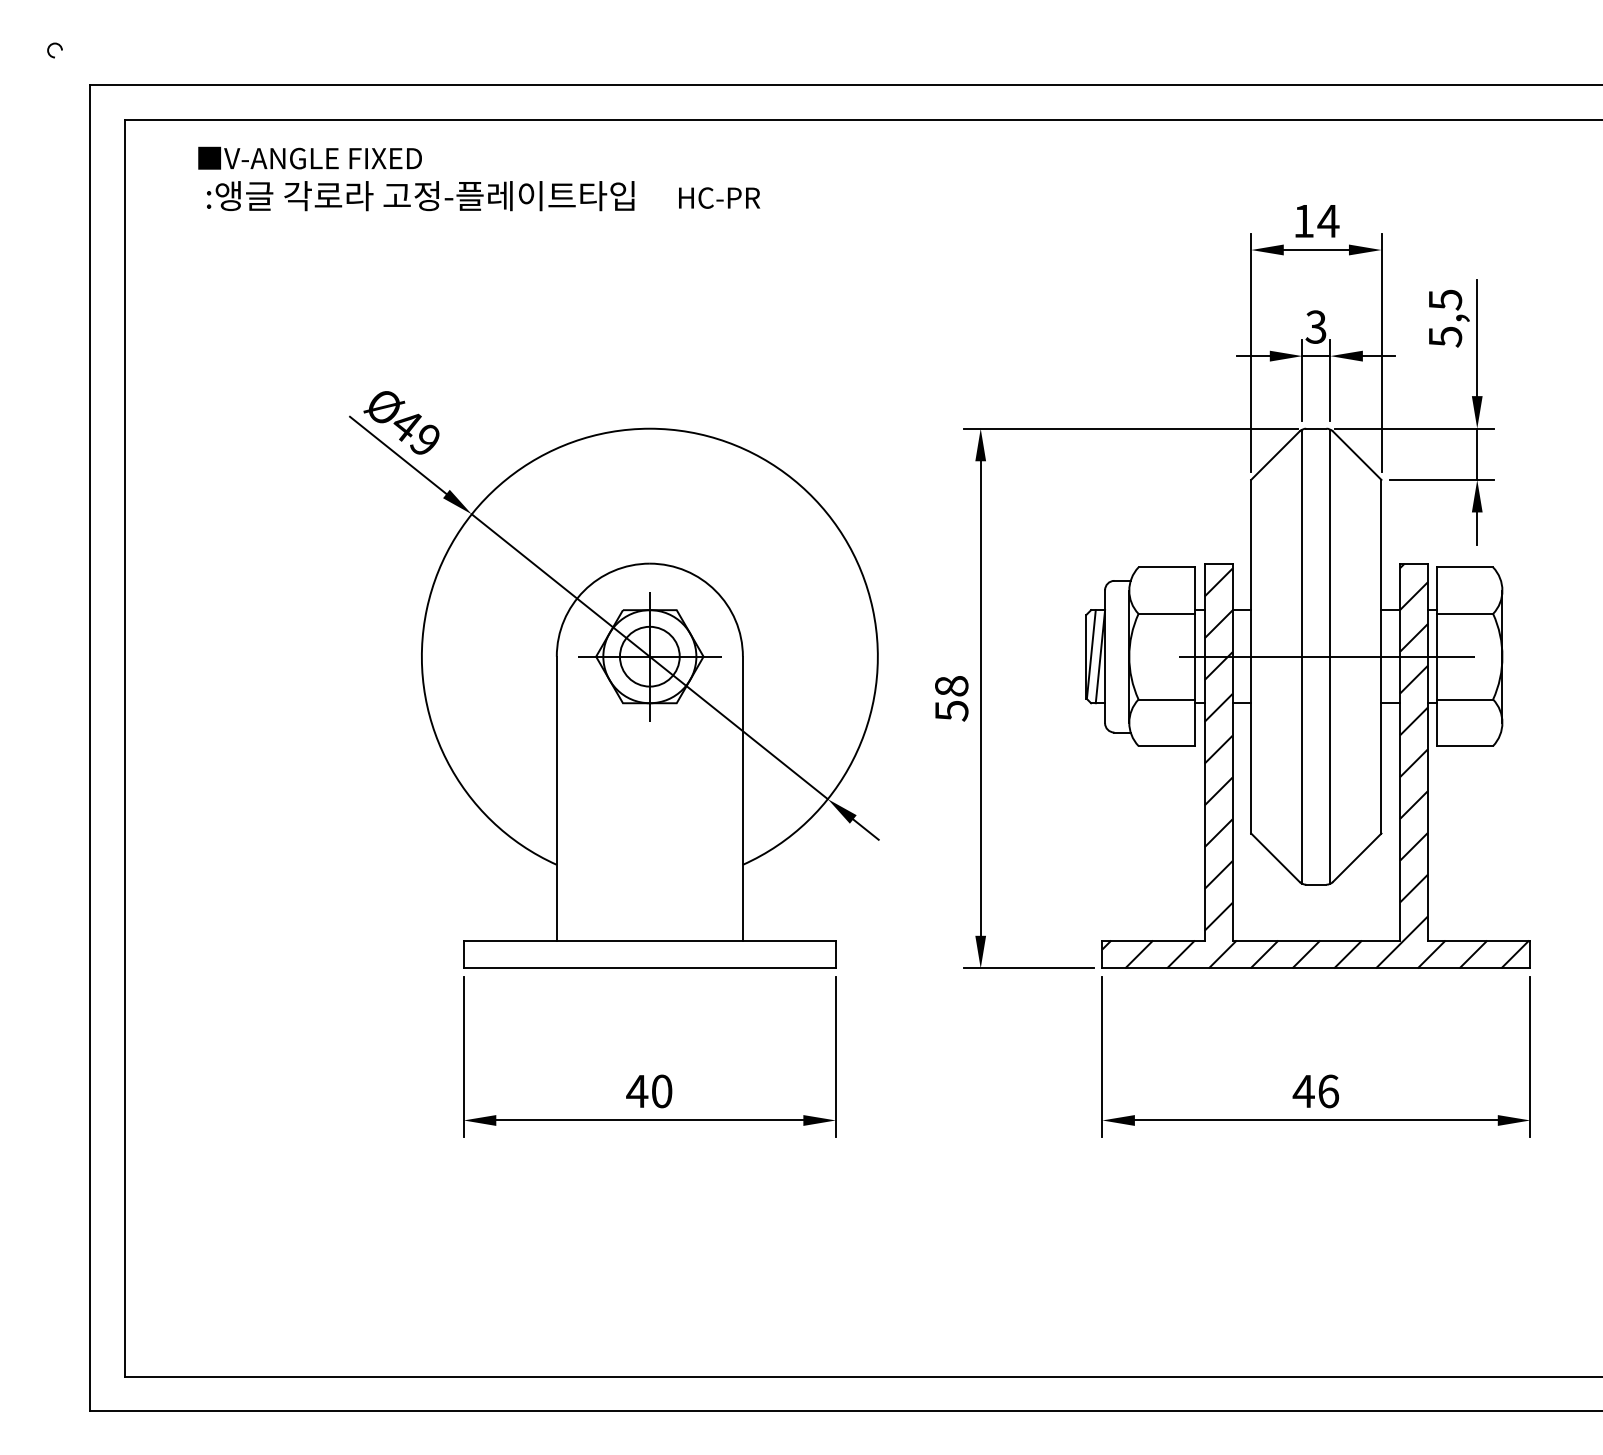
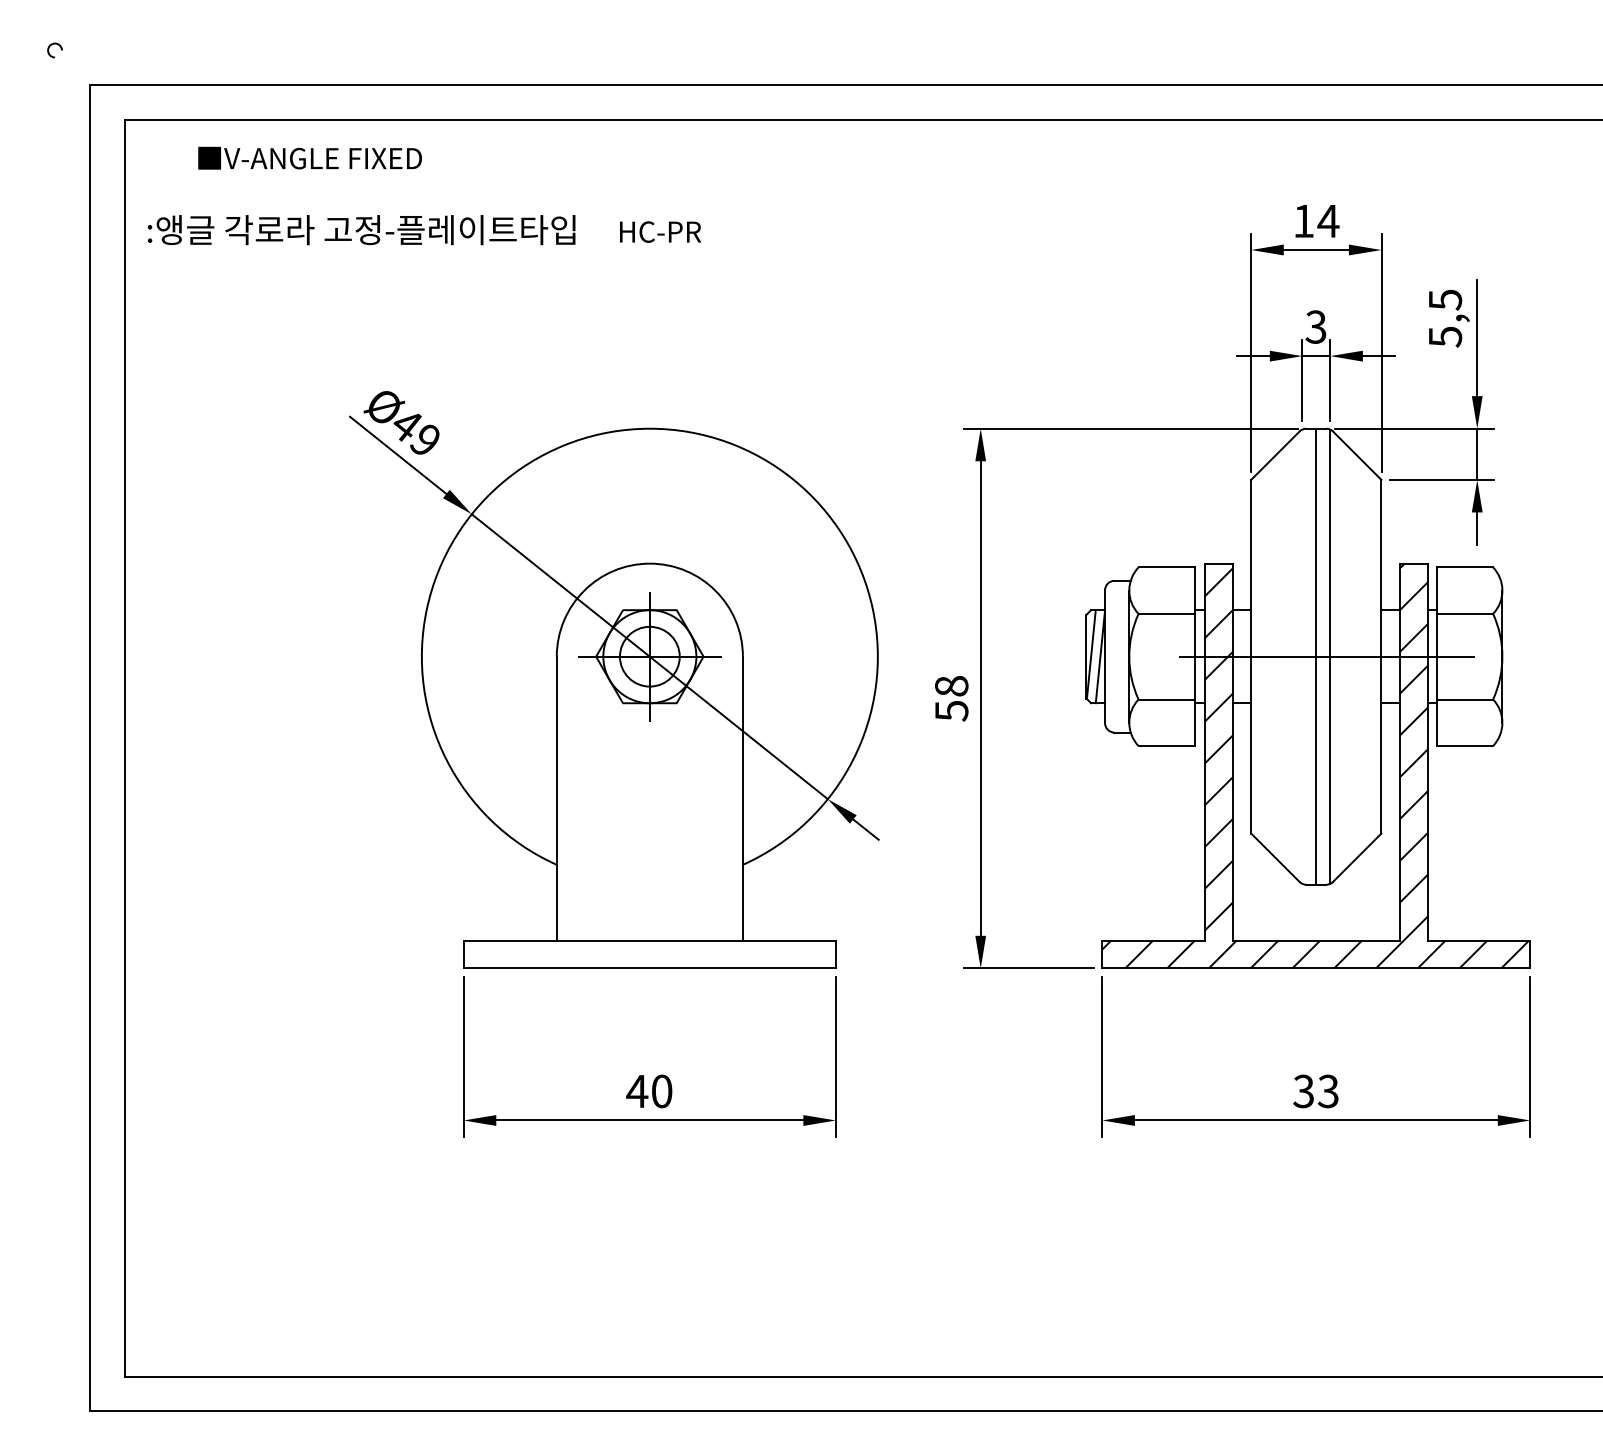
text position: (483, 196) -> (424, 230) (424, 230)
line position: (1302, 656) -> (1316, 656) (1316, 656)
text: 46 -> 33 (1315, 1091)
